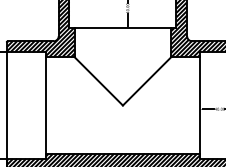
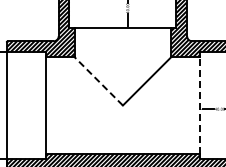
line: solid -> dashed (98, 81)
line: solid -> dashed (200, 105)
